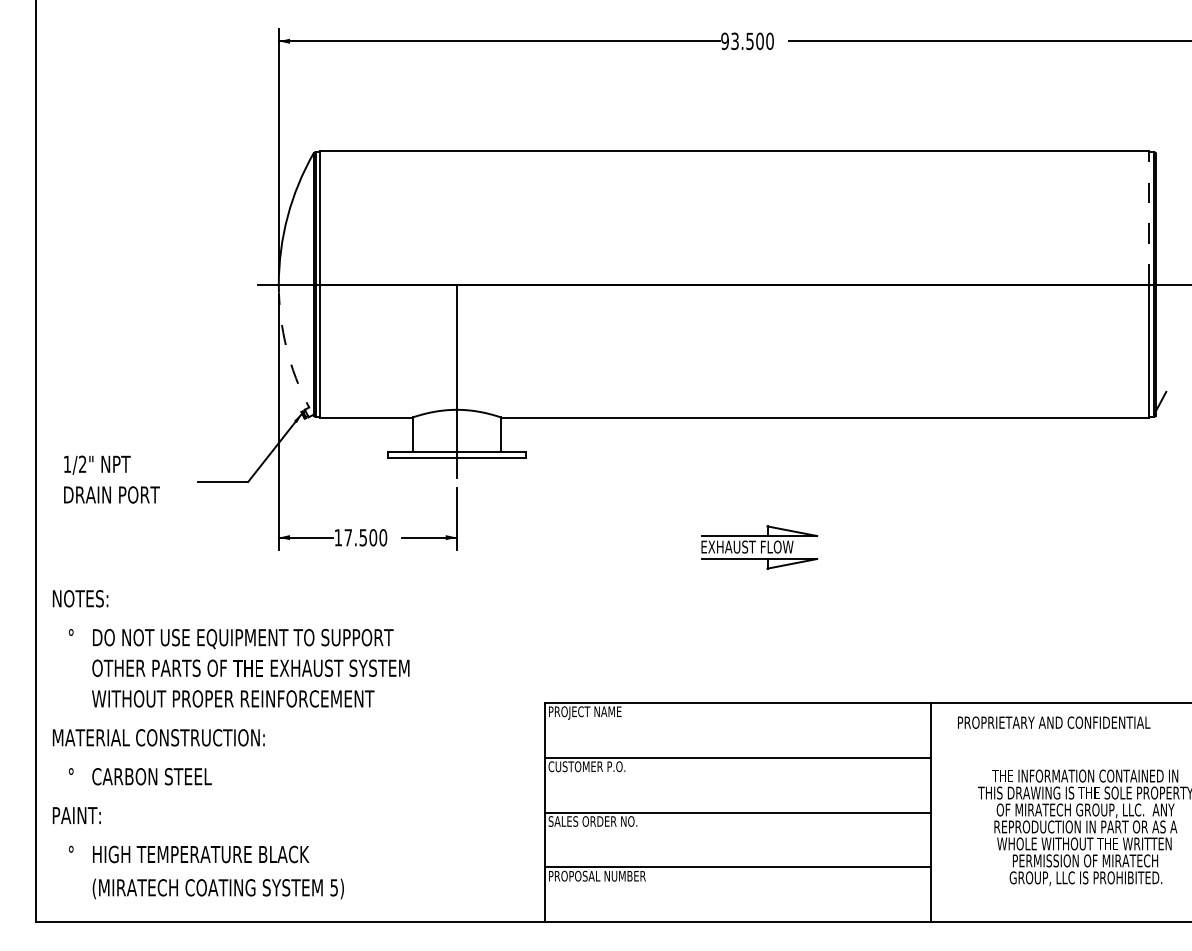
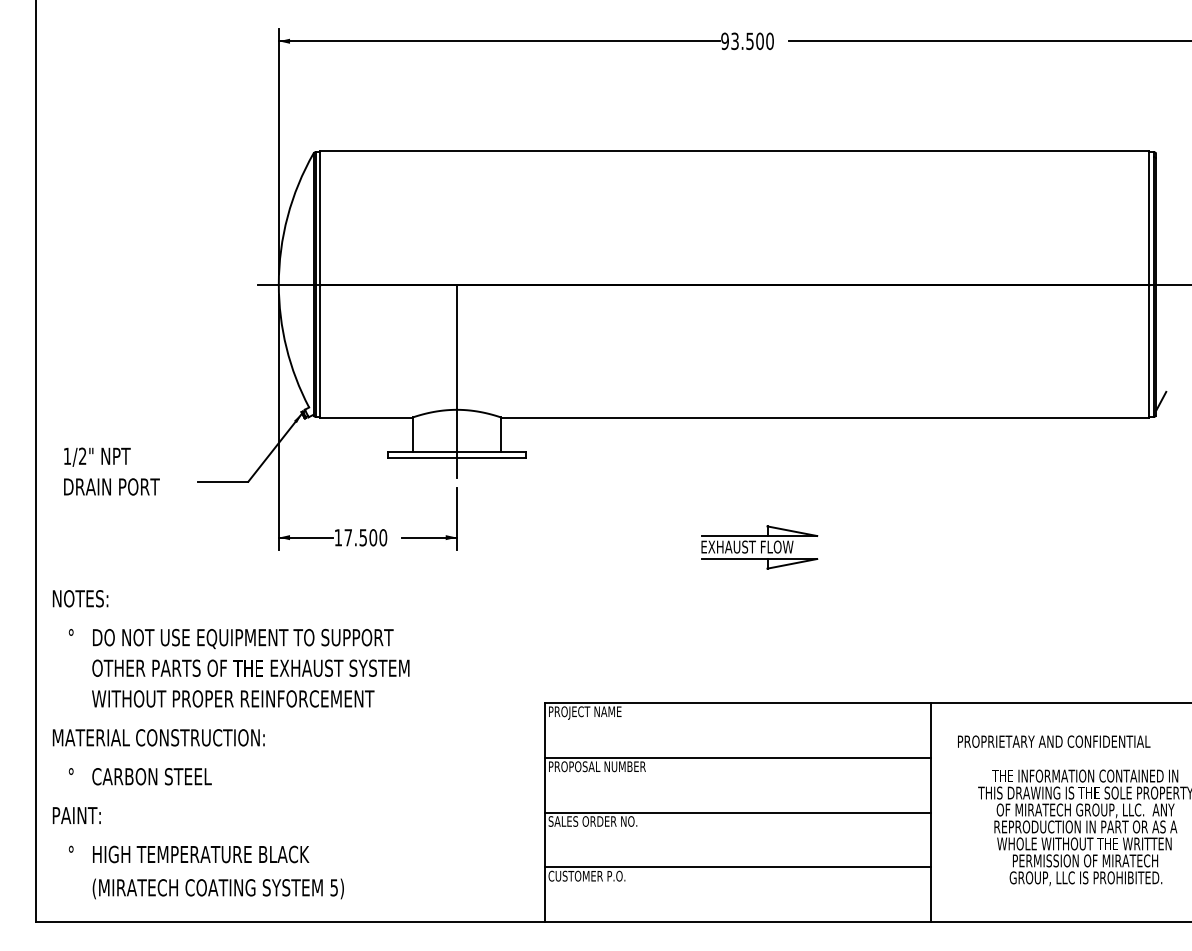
line: dashed -> solid (1148, 218)
arc: dashed -> solid (286, 347)
text position: (111, 479) -> (111, 471) (111, 471)
text position: (1054, 722) -> (1054, 741) (1054, 741)
text: CUSTOMER P.O. -> PROPOSAL NUMBER (596, 766)
text: PROPOSAL NUMBER -> CUSTOMER P.O. (596, 875)
